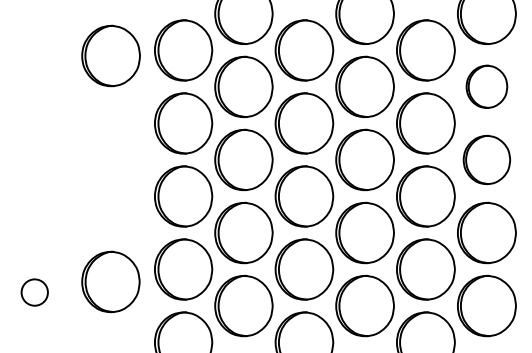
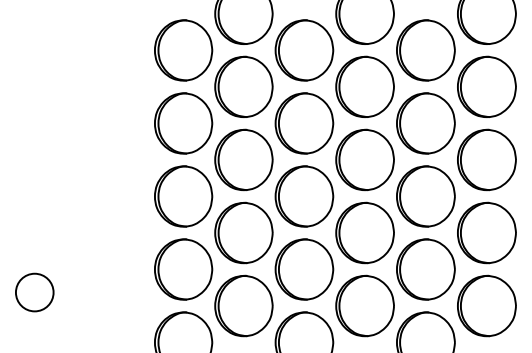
part: present -> none (110, 55)
part size: 44x45 px -> 60x63 px (486, 86)
part size: 50x51 px -> 60x64 px (486, 159)
part: present -> none (110, 281)
circle diameter: 26 px -> 38 px (34, 292)
